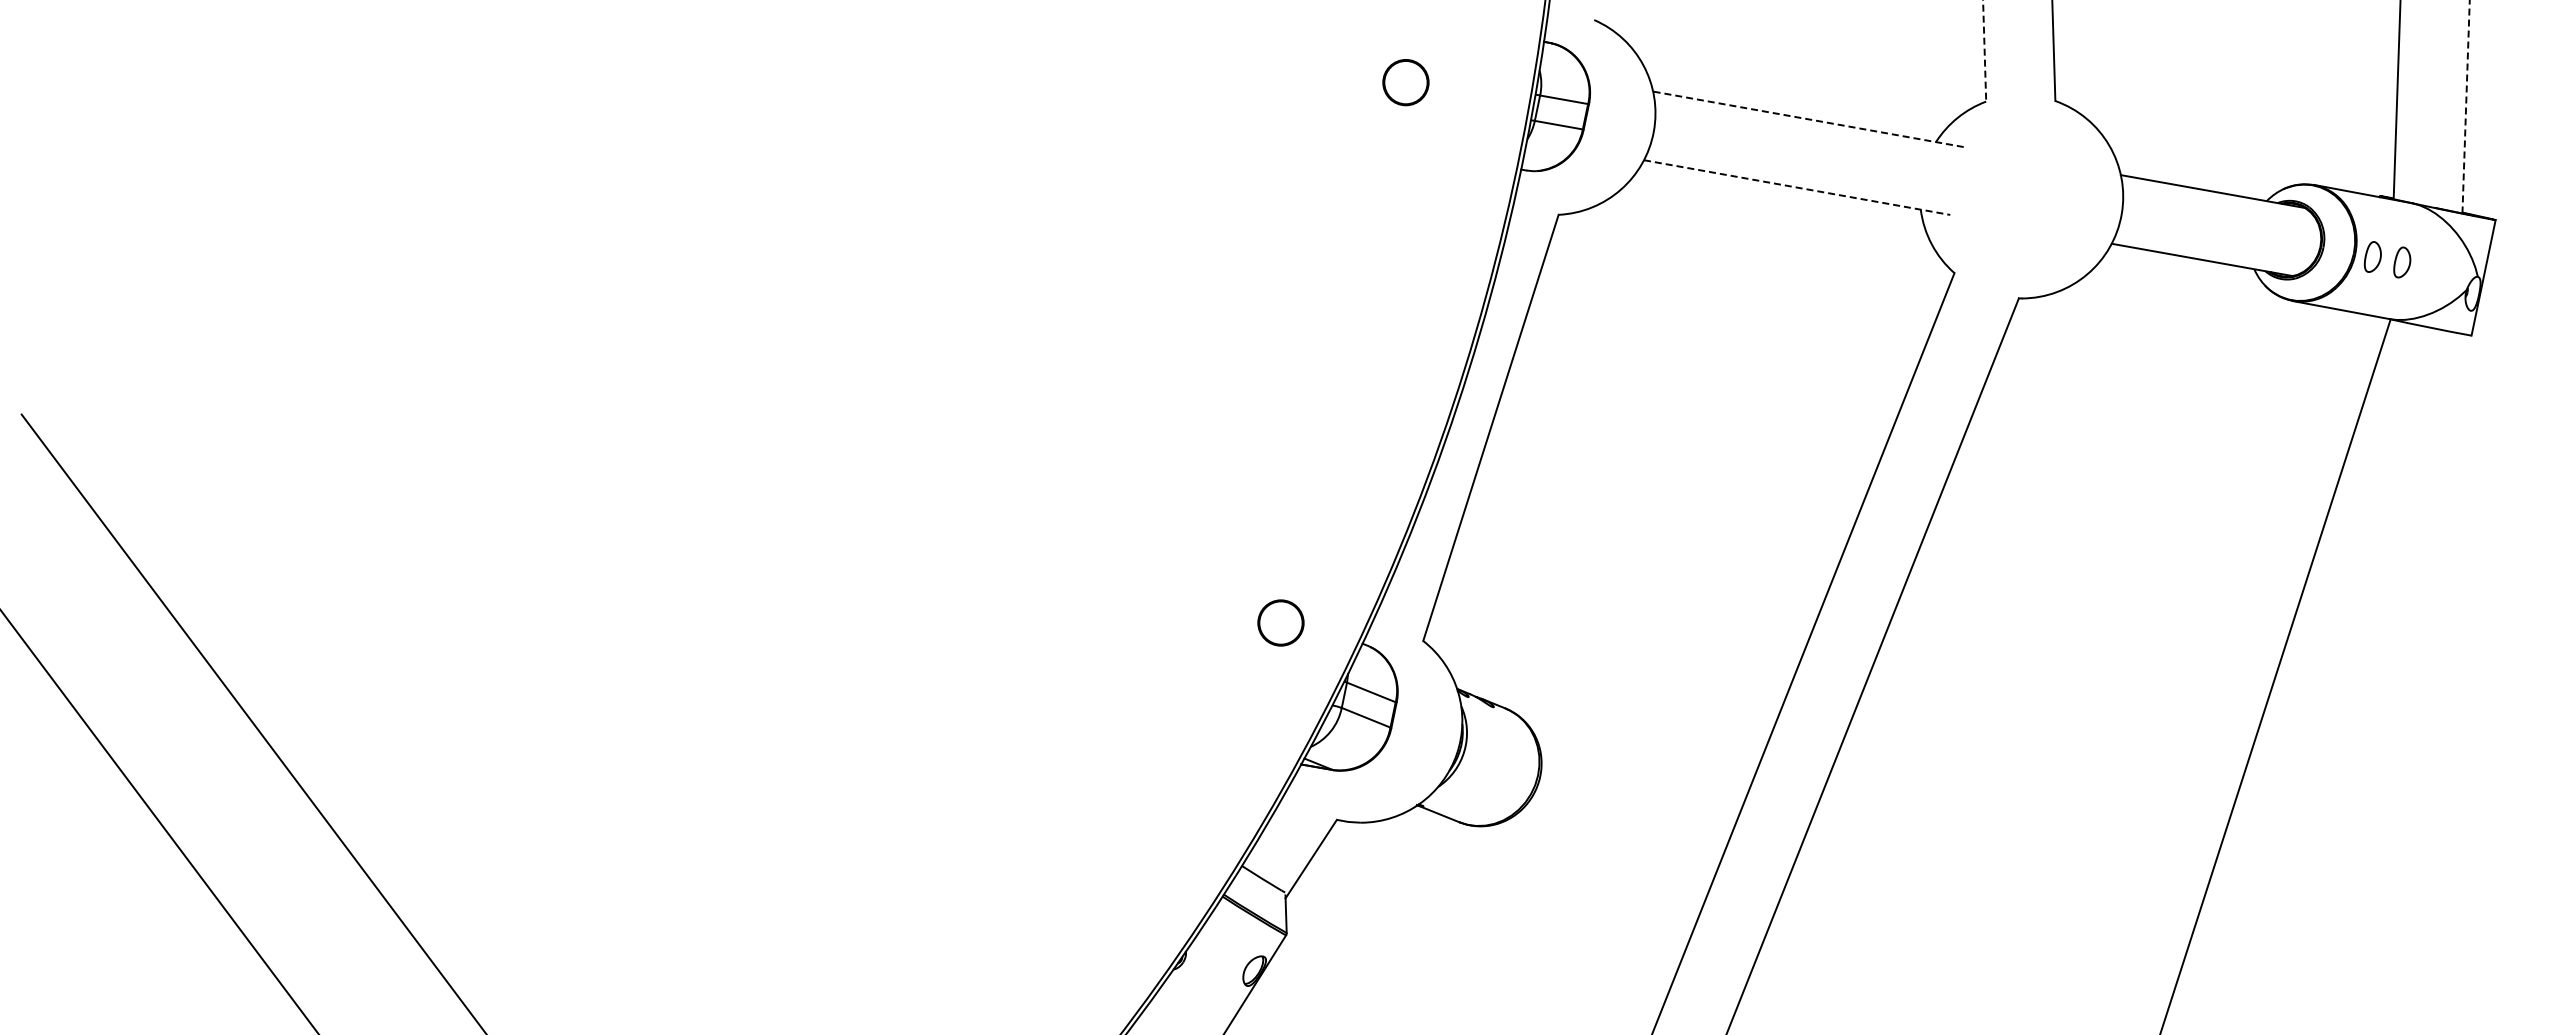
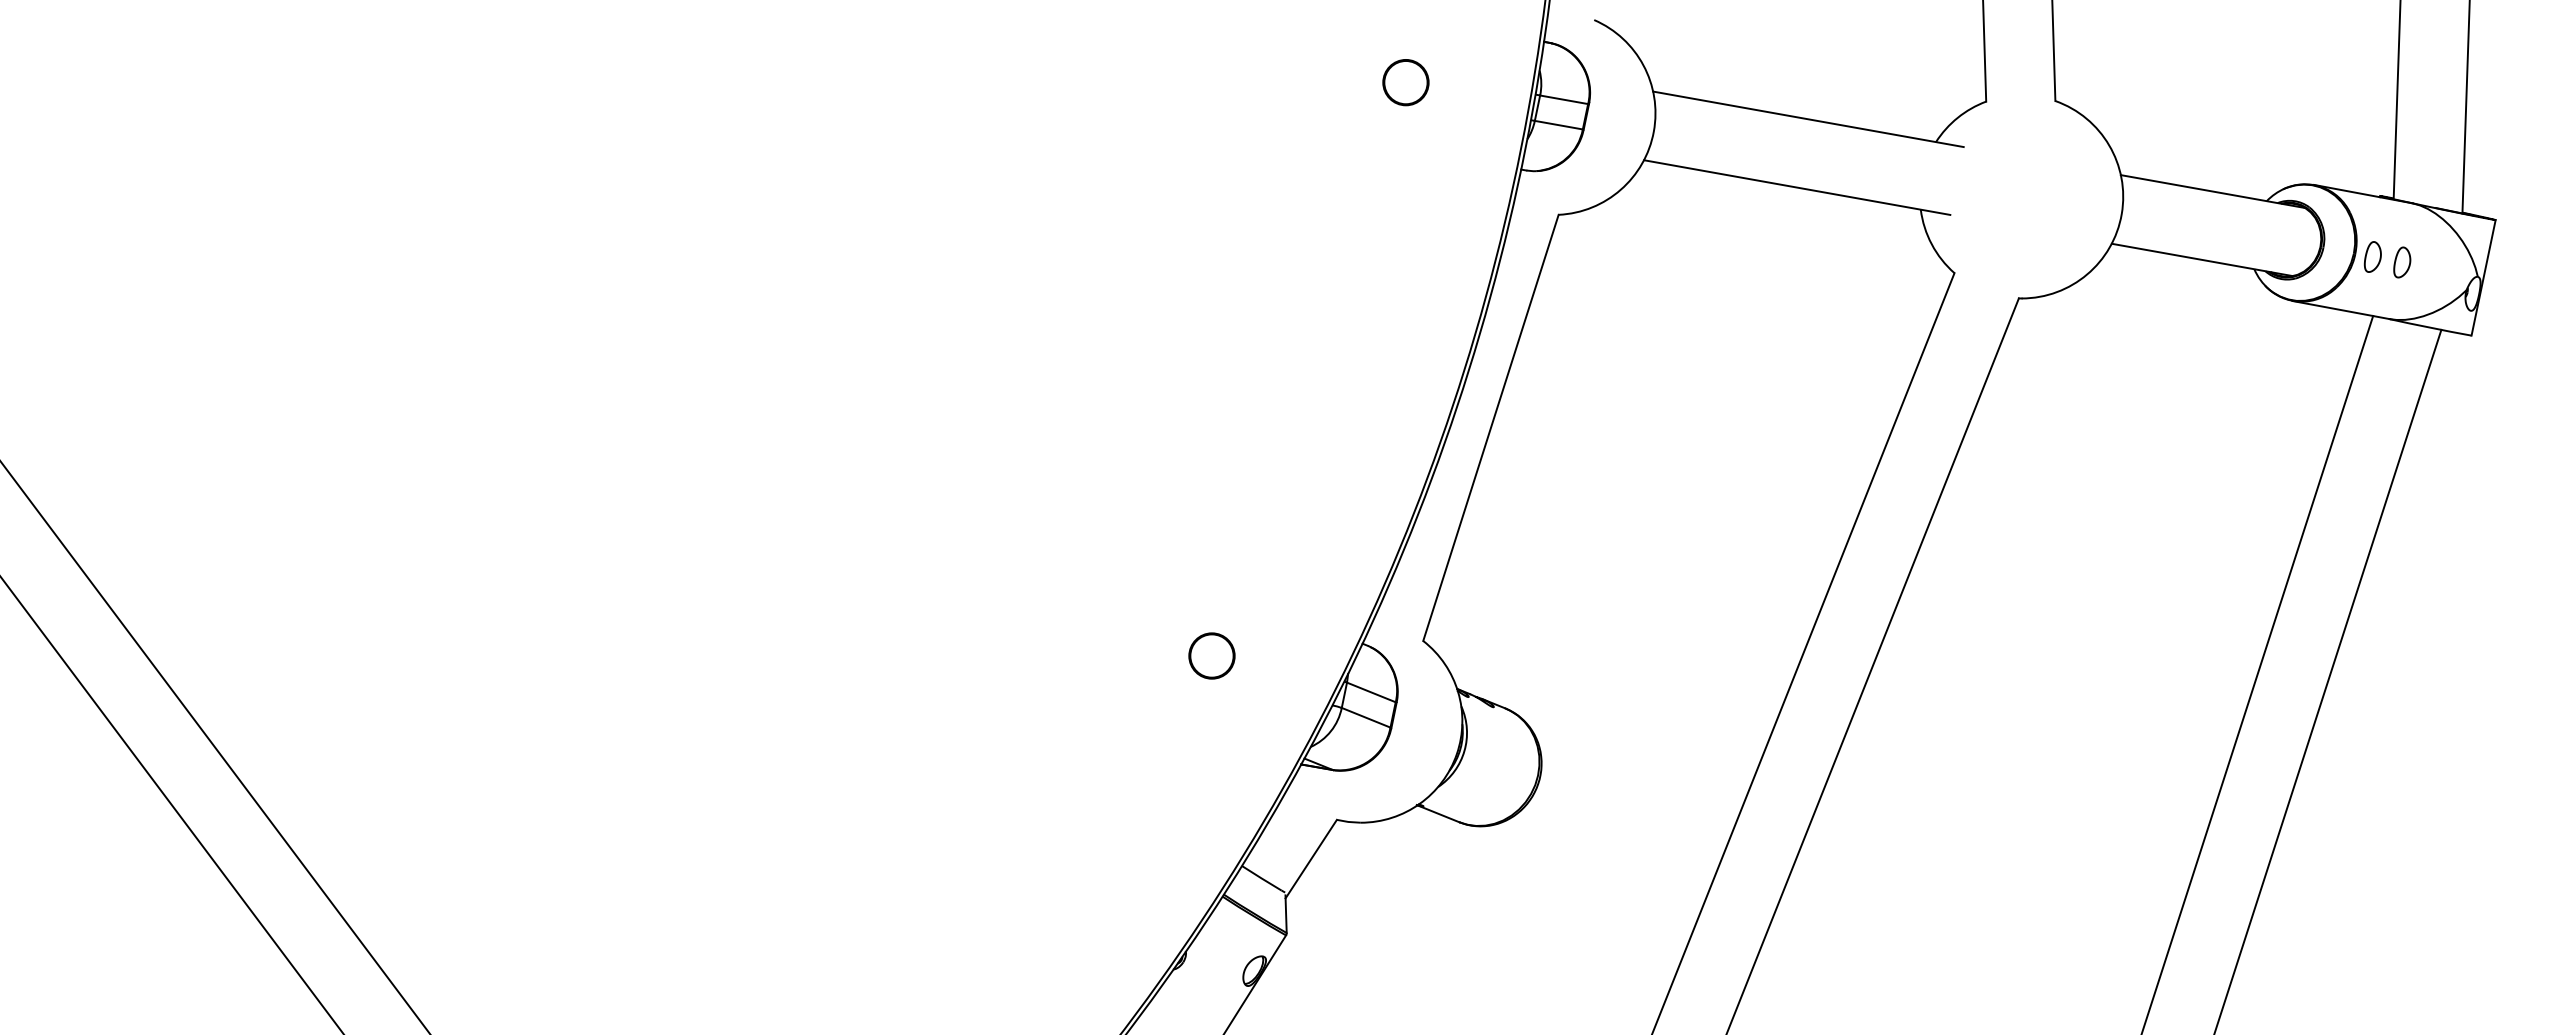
line: dashed -> solid (1984, 51)
line: dashed -> solid (2466, 106)
line: dashed -> solid (1808, 119)
line: dashed -> solid (1797, 187)
circle position: (1280, 622) -> (1211, 655) (1211, 655)
line position: (2275, 676) -> (2257, 673) (2257, 673)
line: none -> present (2328, 680)
line position: (252, 722) -> (215, 747) (215, 747)
line position: (159, 821) -> (171, 805) (171, 805)
